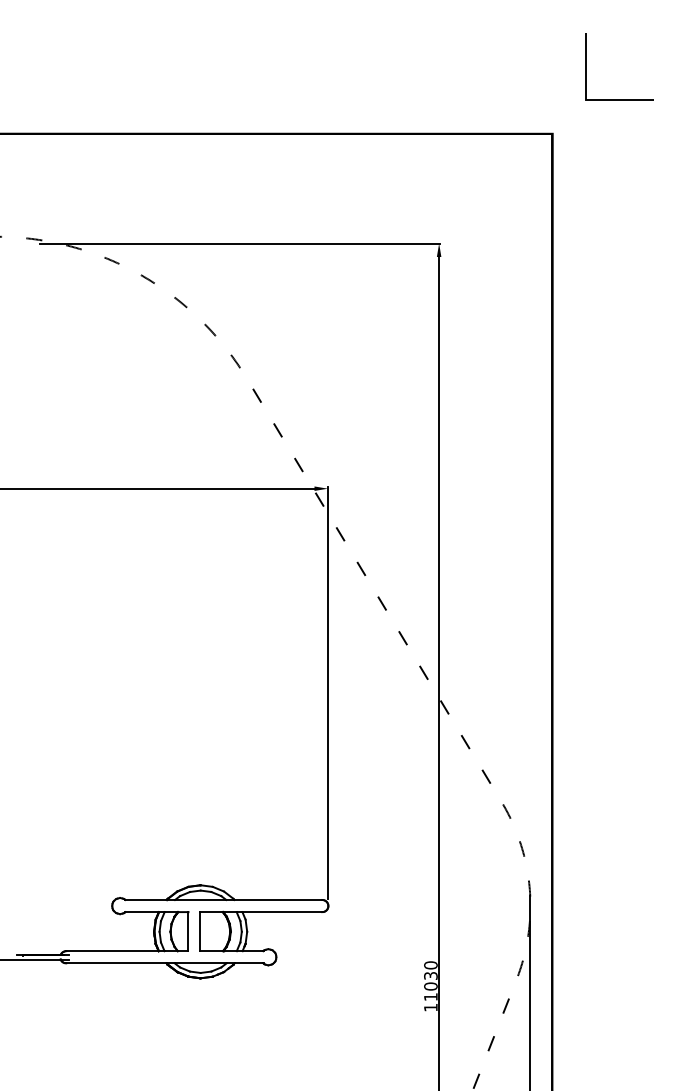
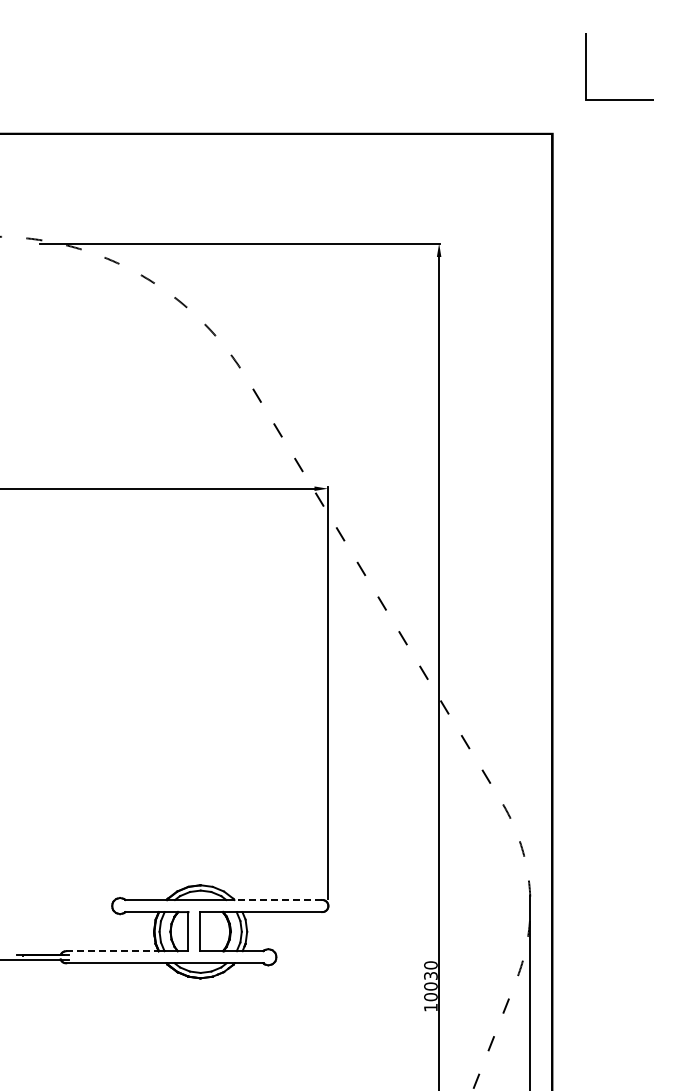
line: solid -> dashed (278, 900)
line: solid -> dashed (112, 951)
text: 11030 -> 10030 (430, 997)
